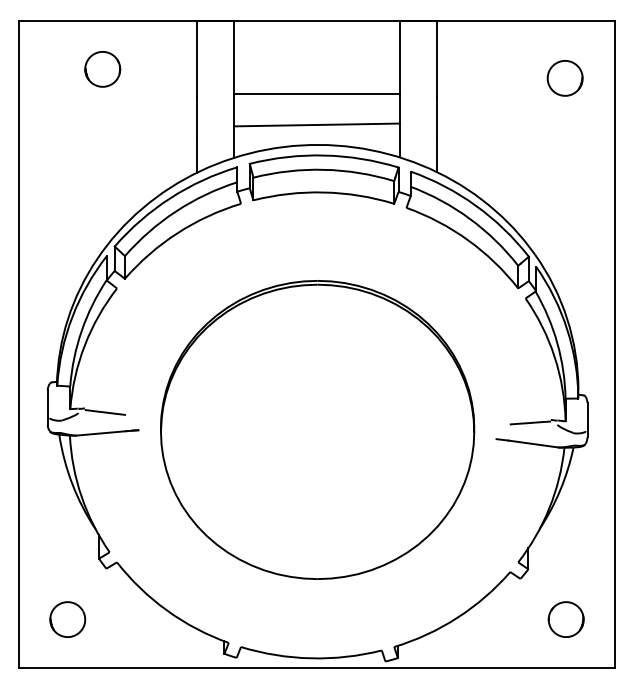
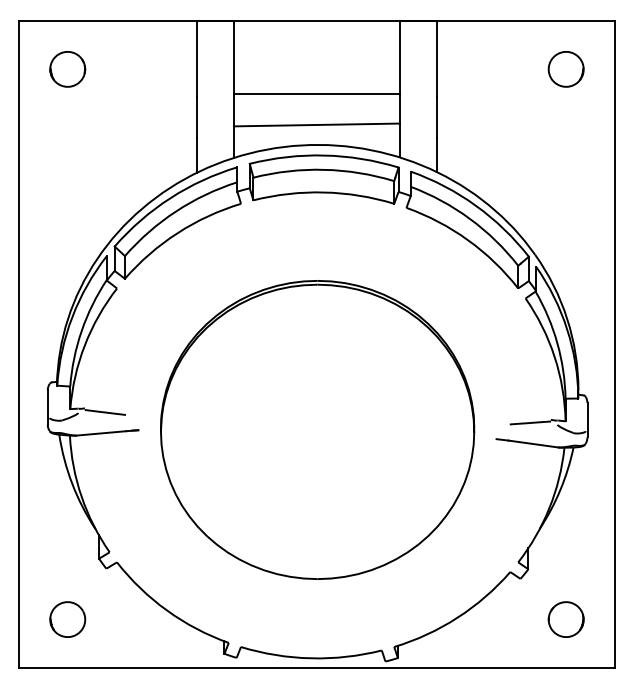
part position: (102, 69) -> (67, 69) (67, 69)
part position: (564, 78) -> (565, 69) (565, 69)
